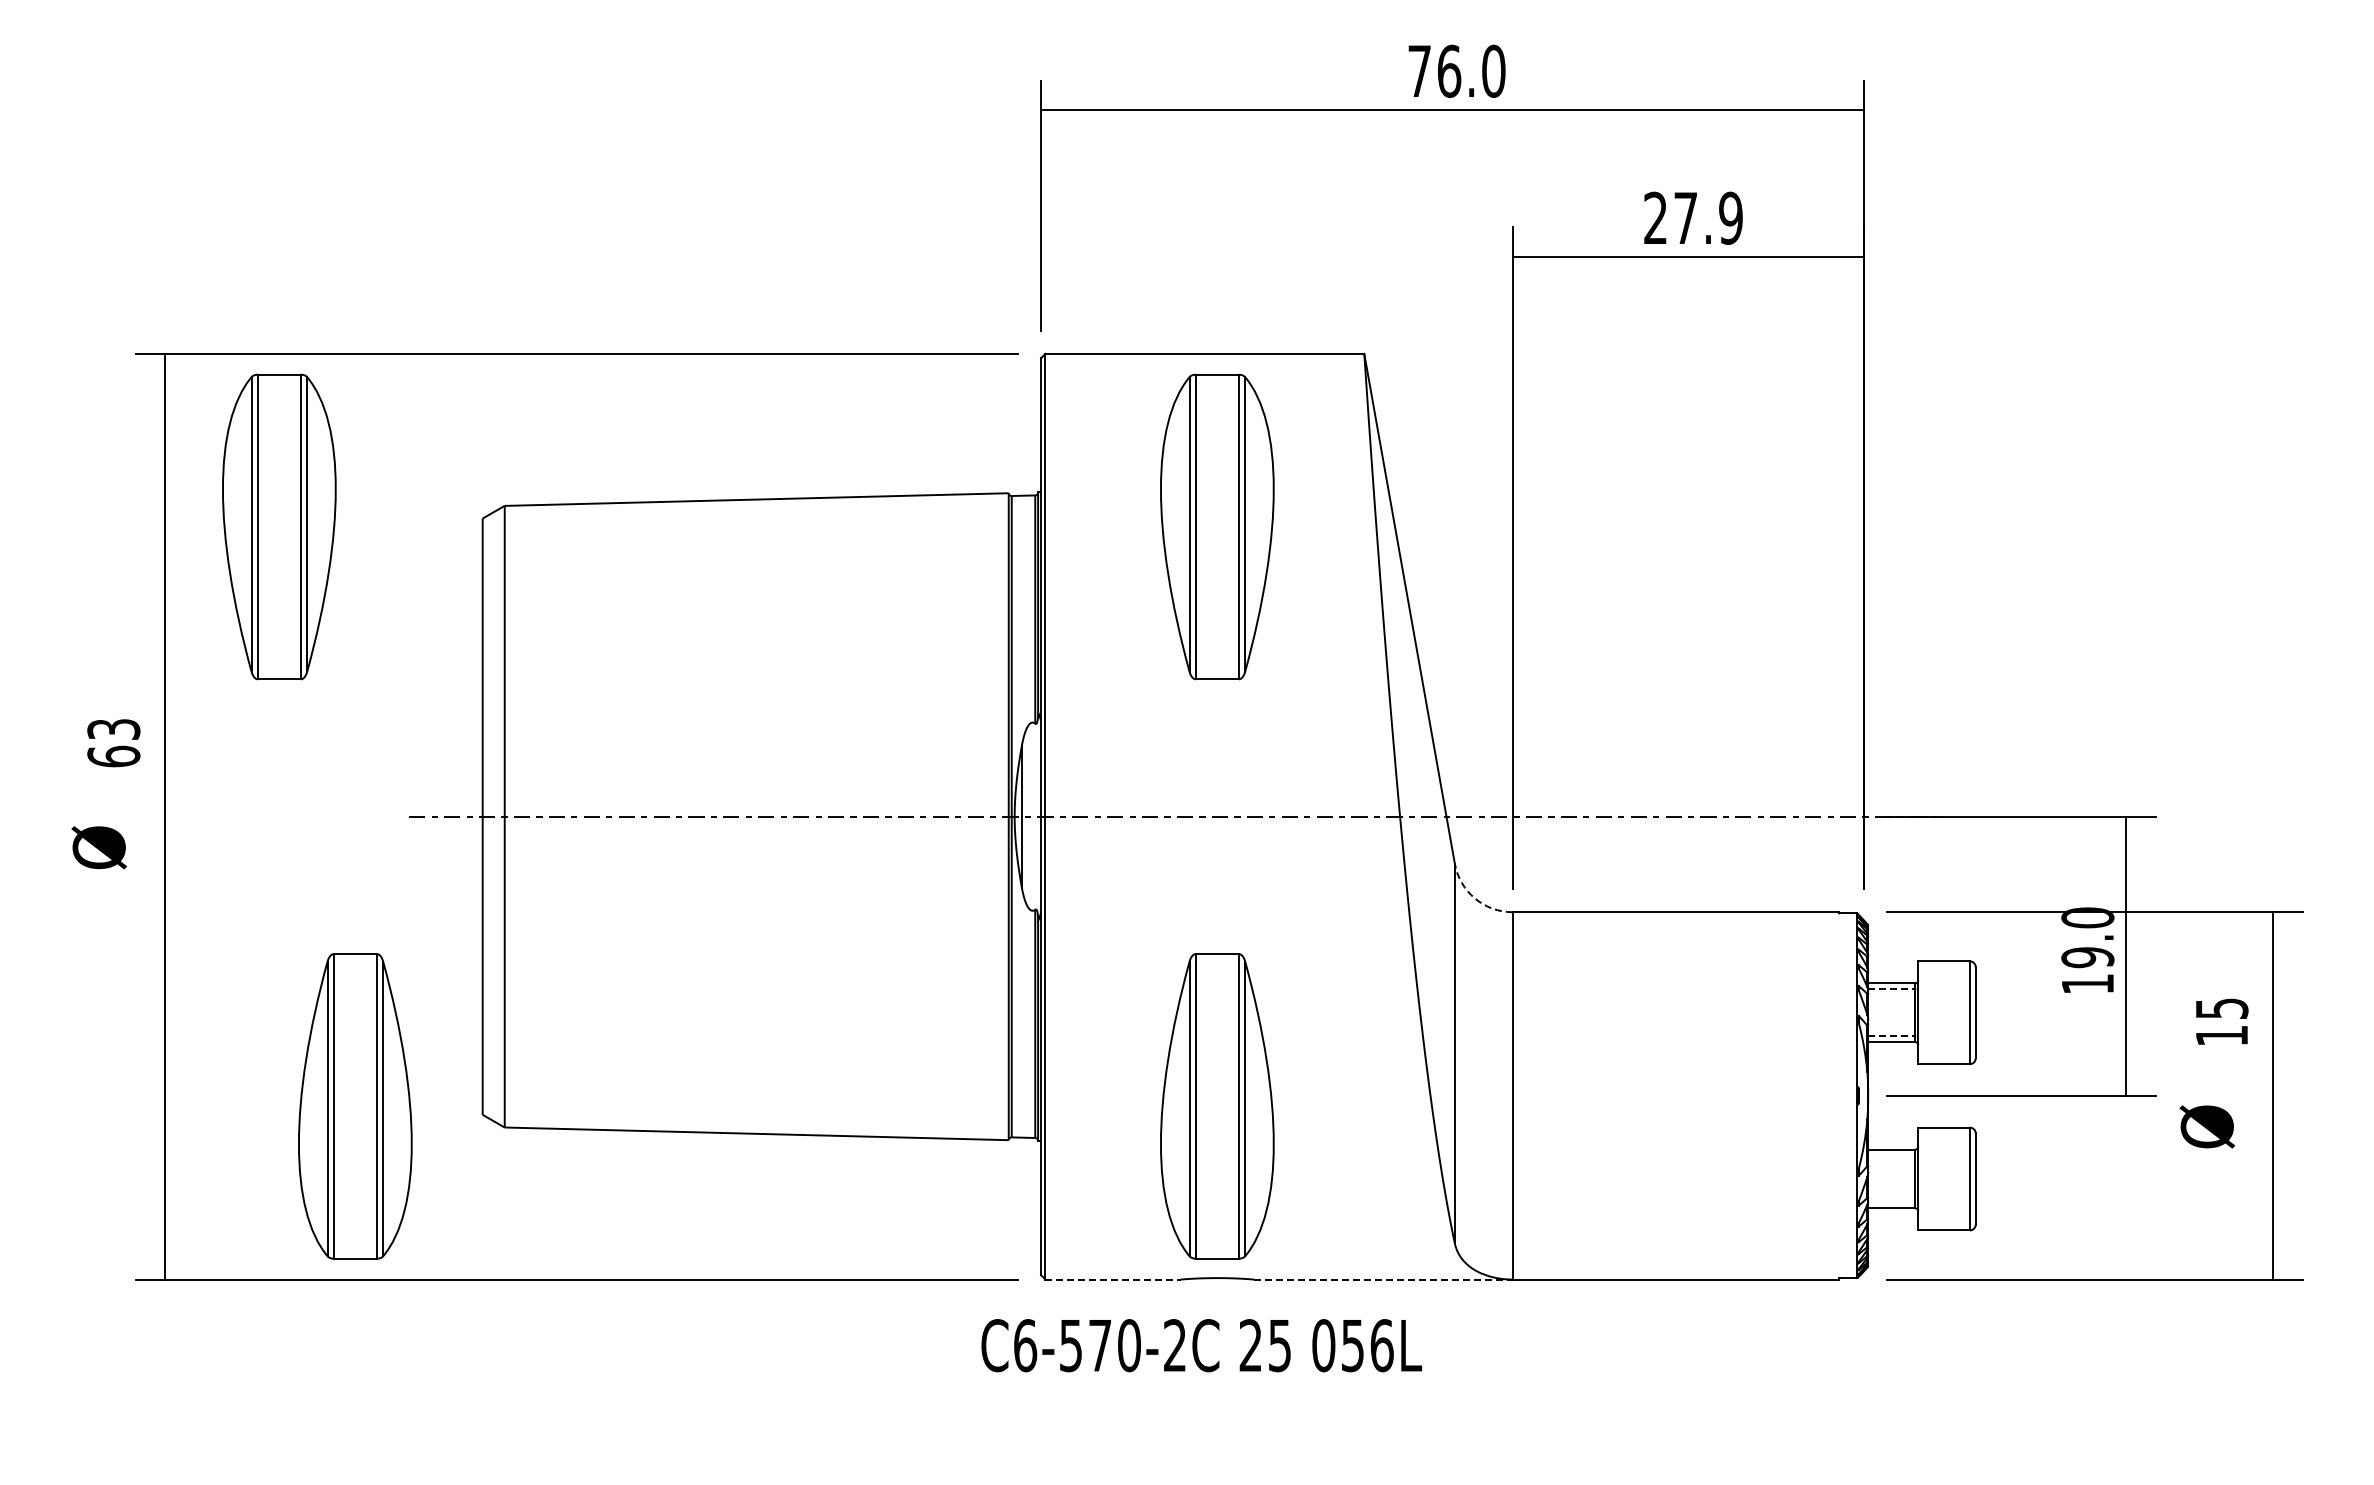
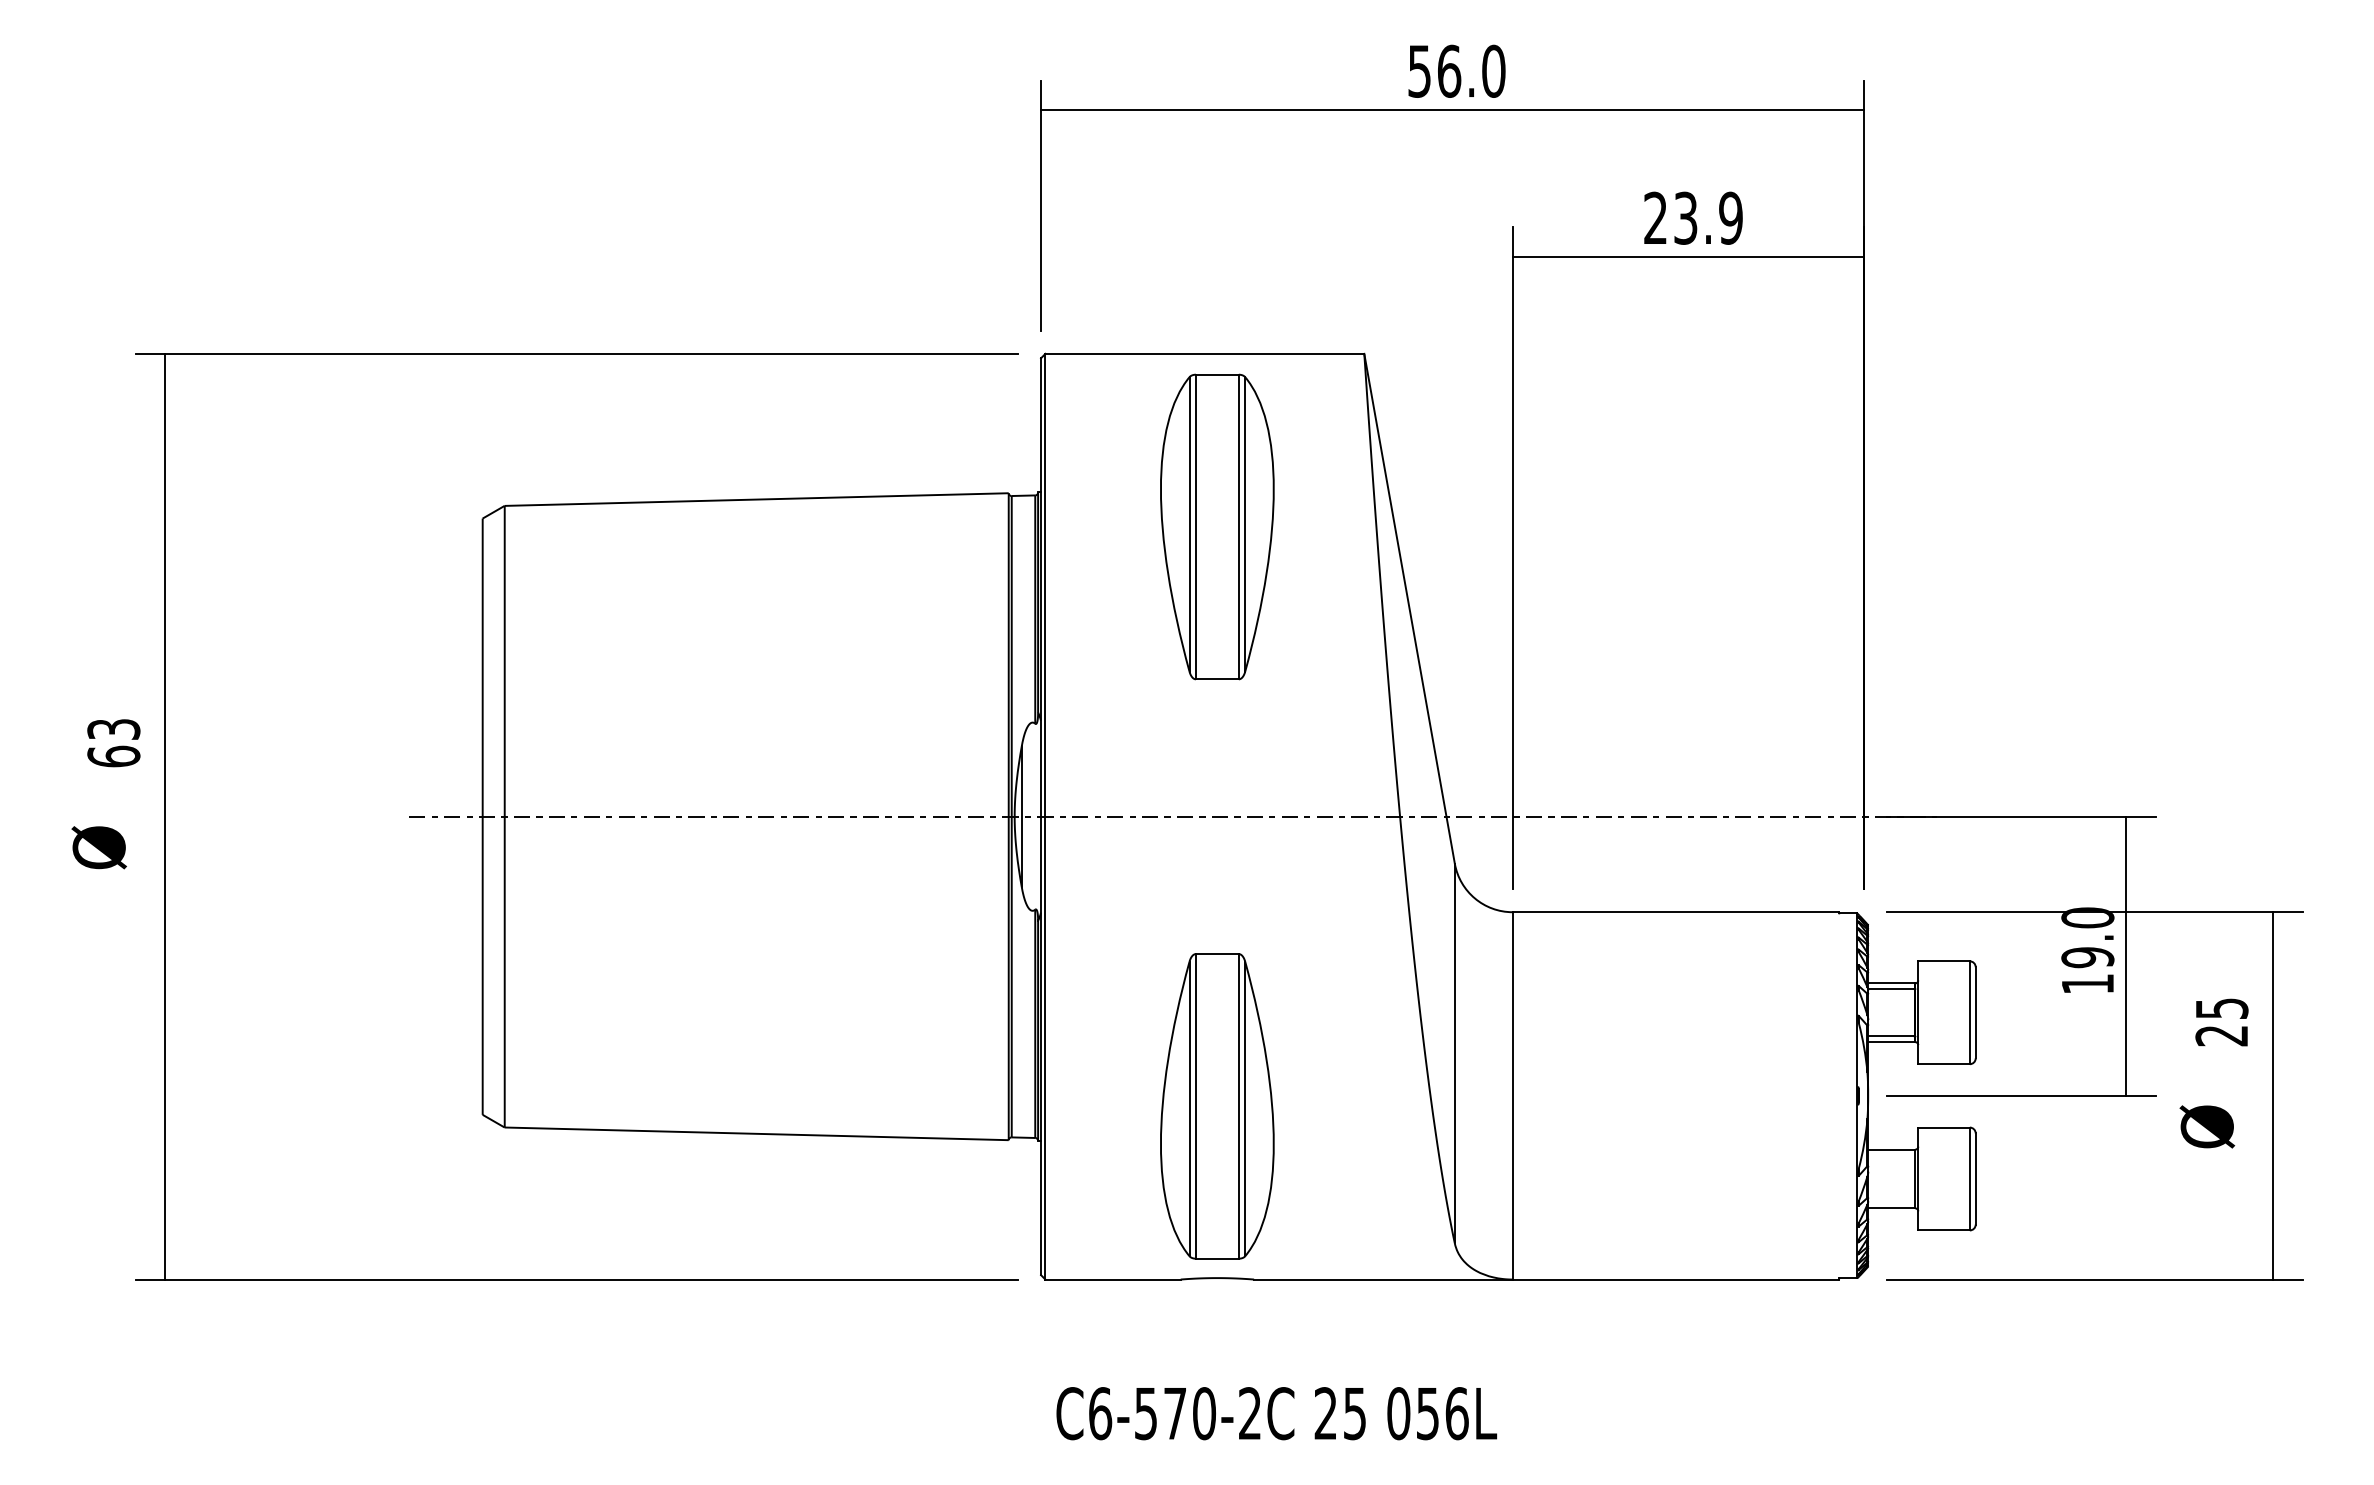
text: 76.0 -> 56.0 (1419, 71)
text: 27.9 -> 23.9 (1685, 217)
part: present -> none (279, 526)
arc: dashed -> solid (1474, 898)
line: dashed -> solid (1891, 989)
line: dashed -> solid (1891, 1036)
text: 15 -> 25 (2221, 1036)
part: present -> none (355, 1106)
line: dashed -> solid (1113, 1279)
line: dashed -> solid (1383, 1279)
text position: (1201, 1345) -> (1276, 1413) (1276, 1413)
